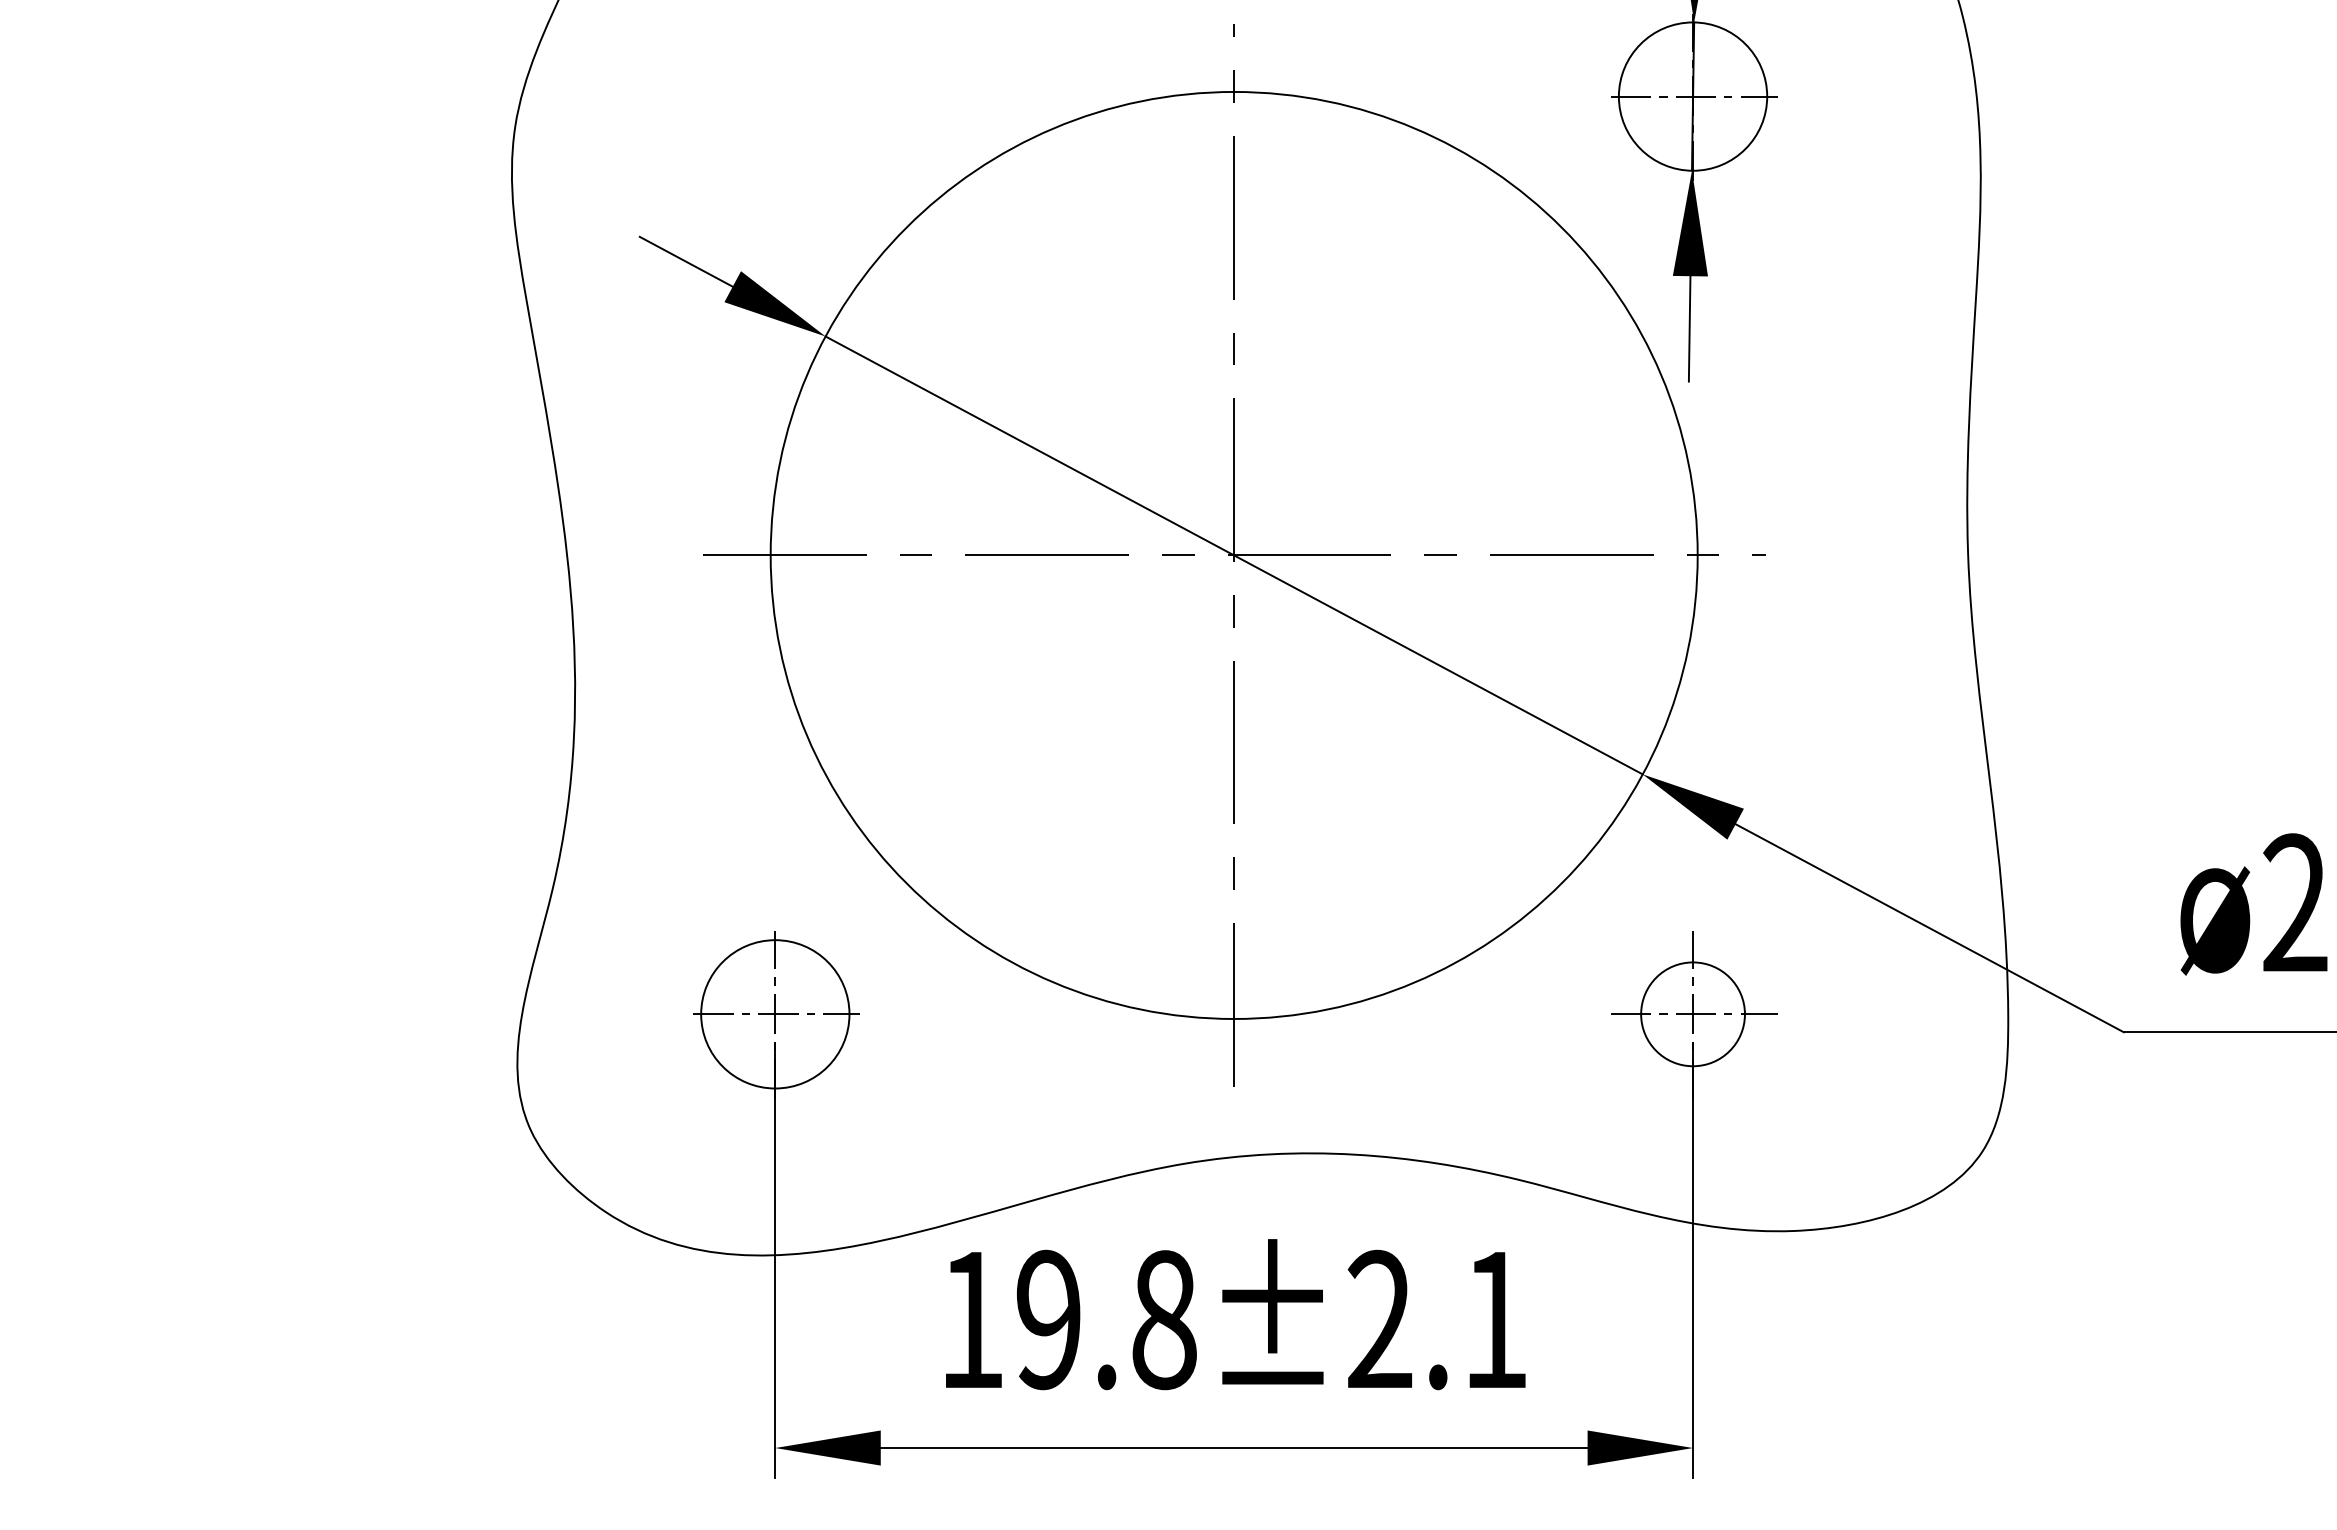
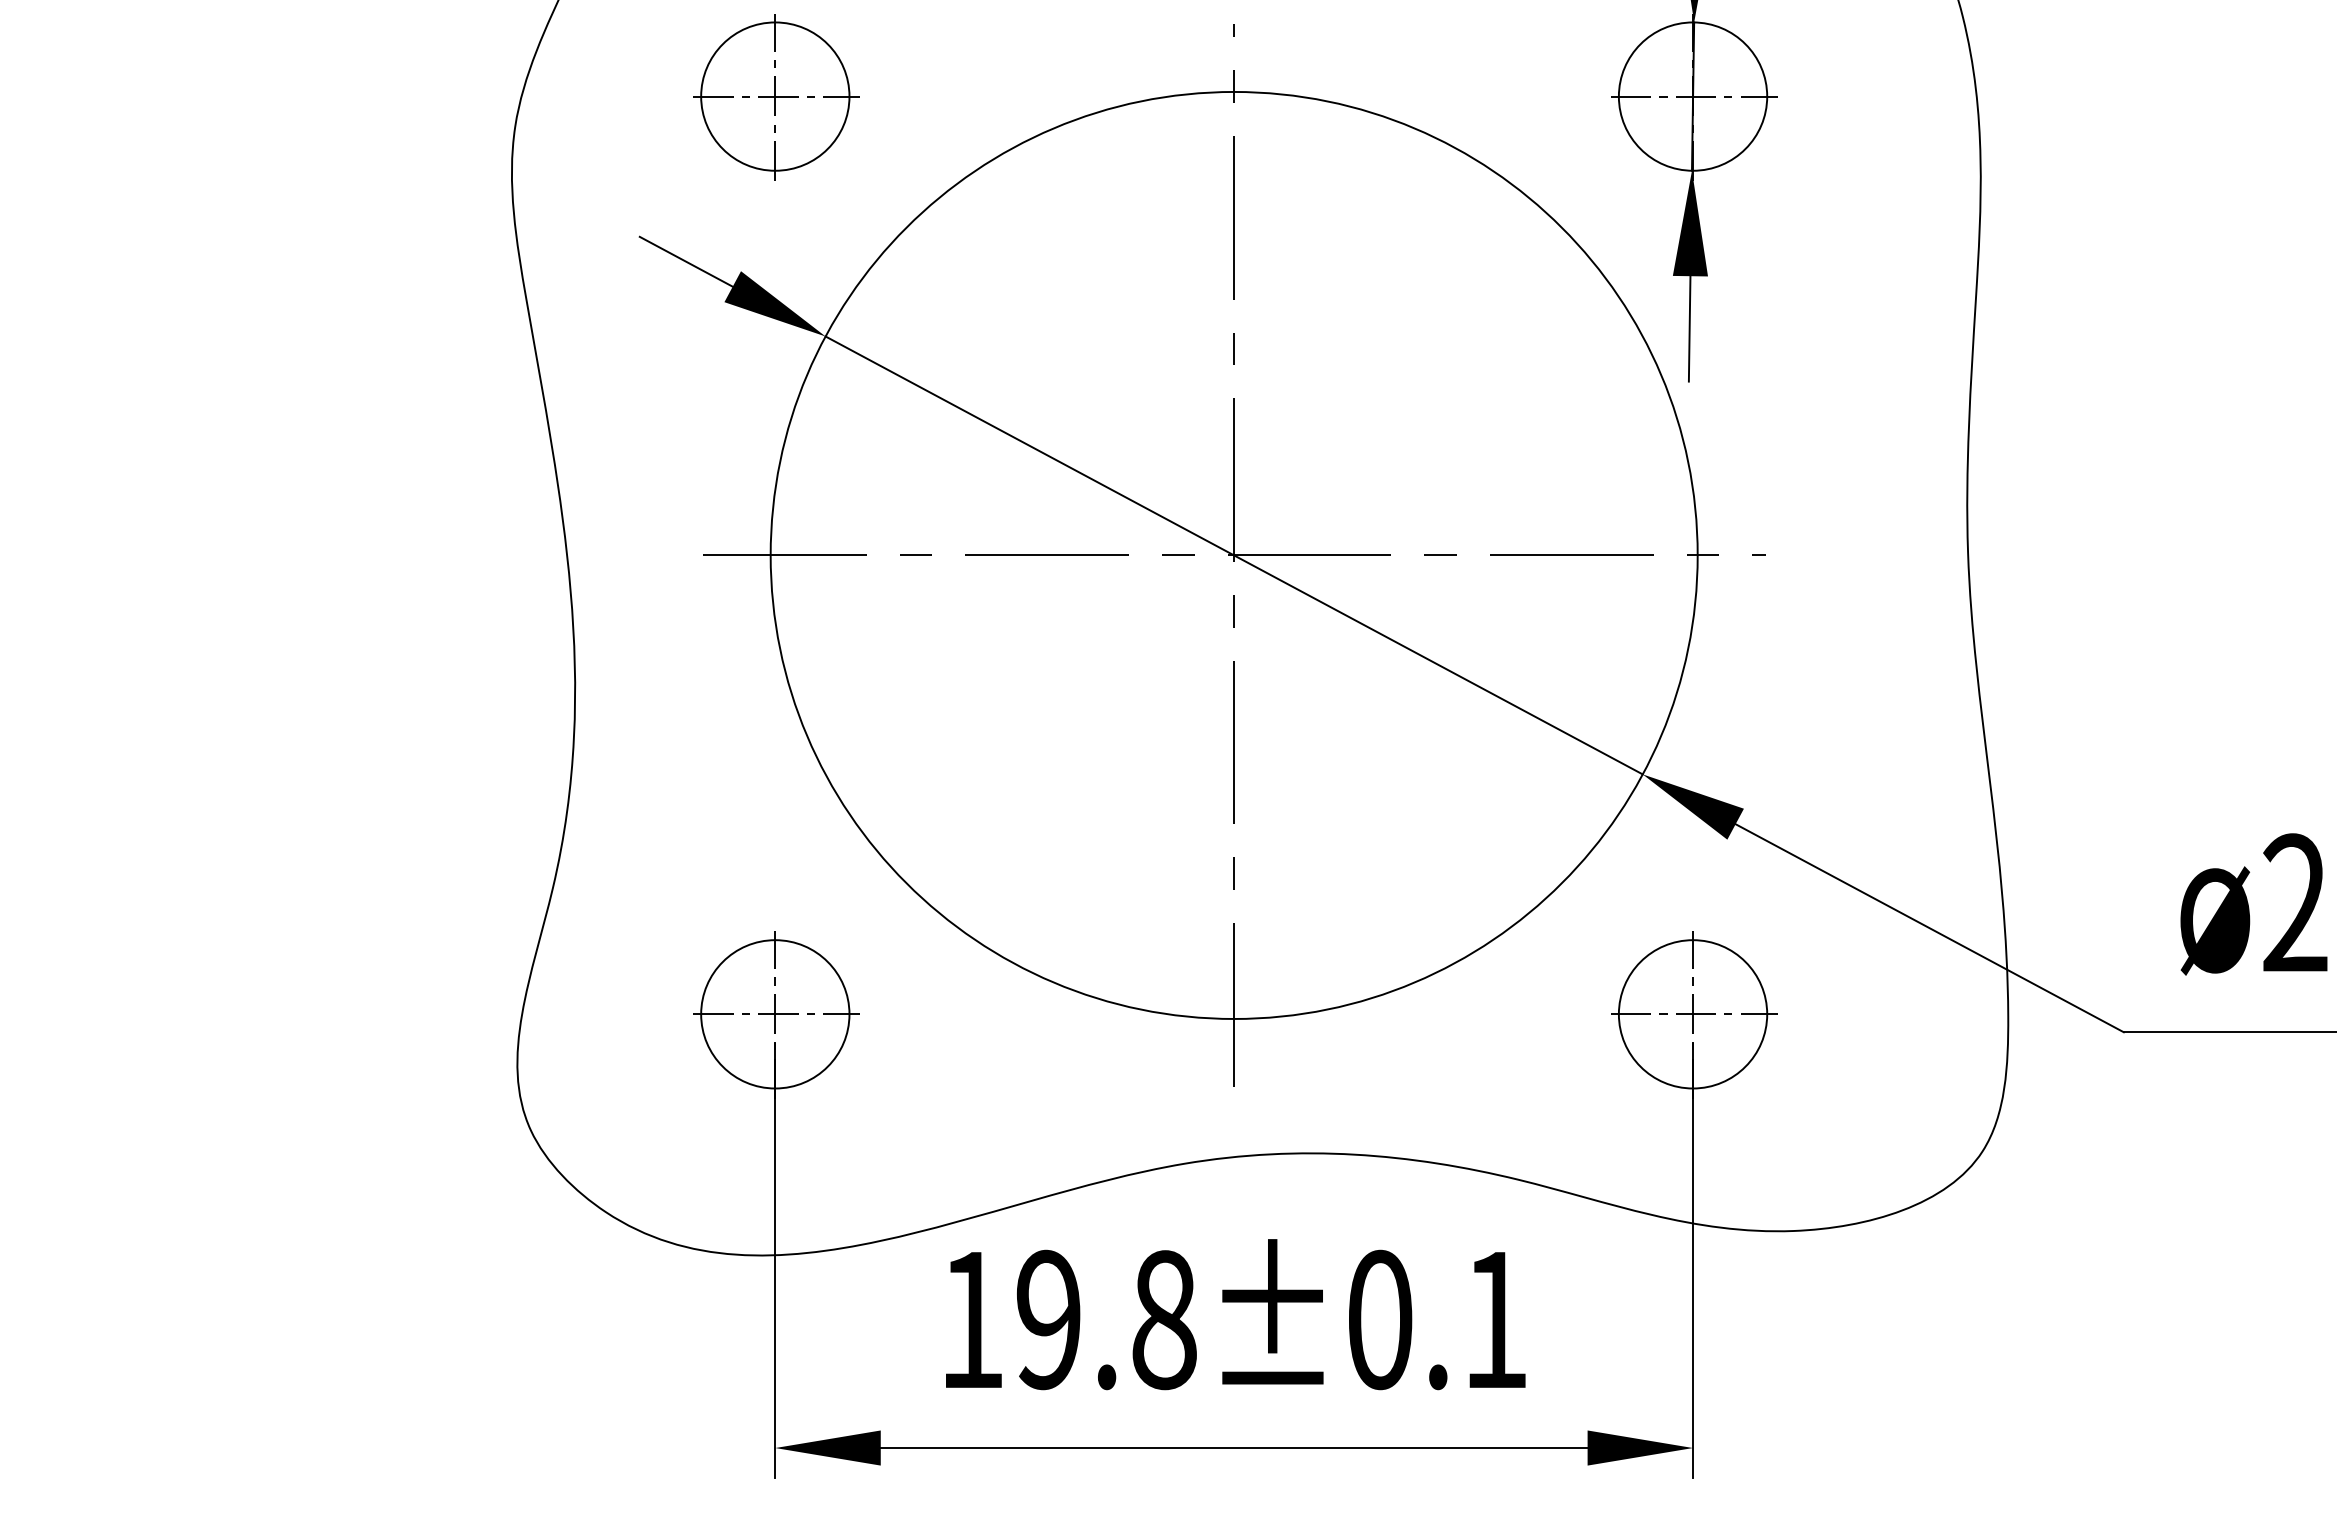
part: none -> present (776, 97)
circle diameter: 104 px -> 148 px (1692, 1014)
text: 19.8±2.1 -> 19.8±0.1 (1379, 1319)
